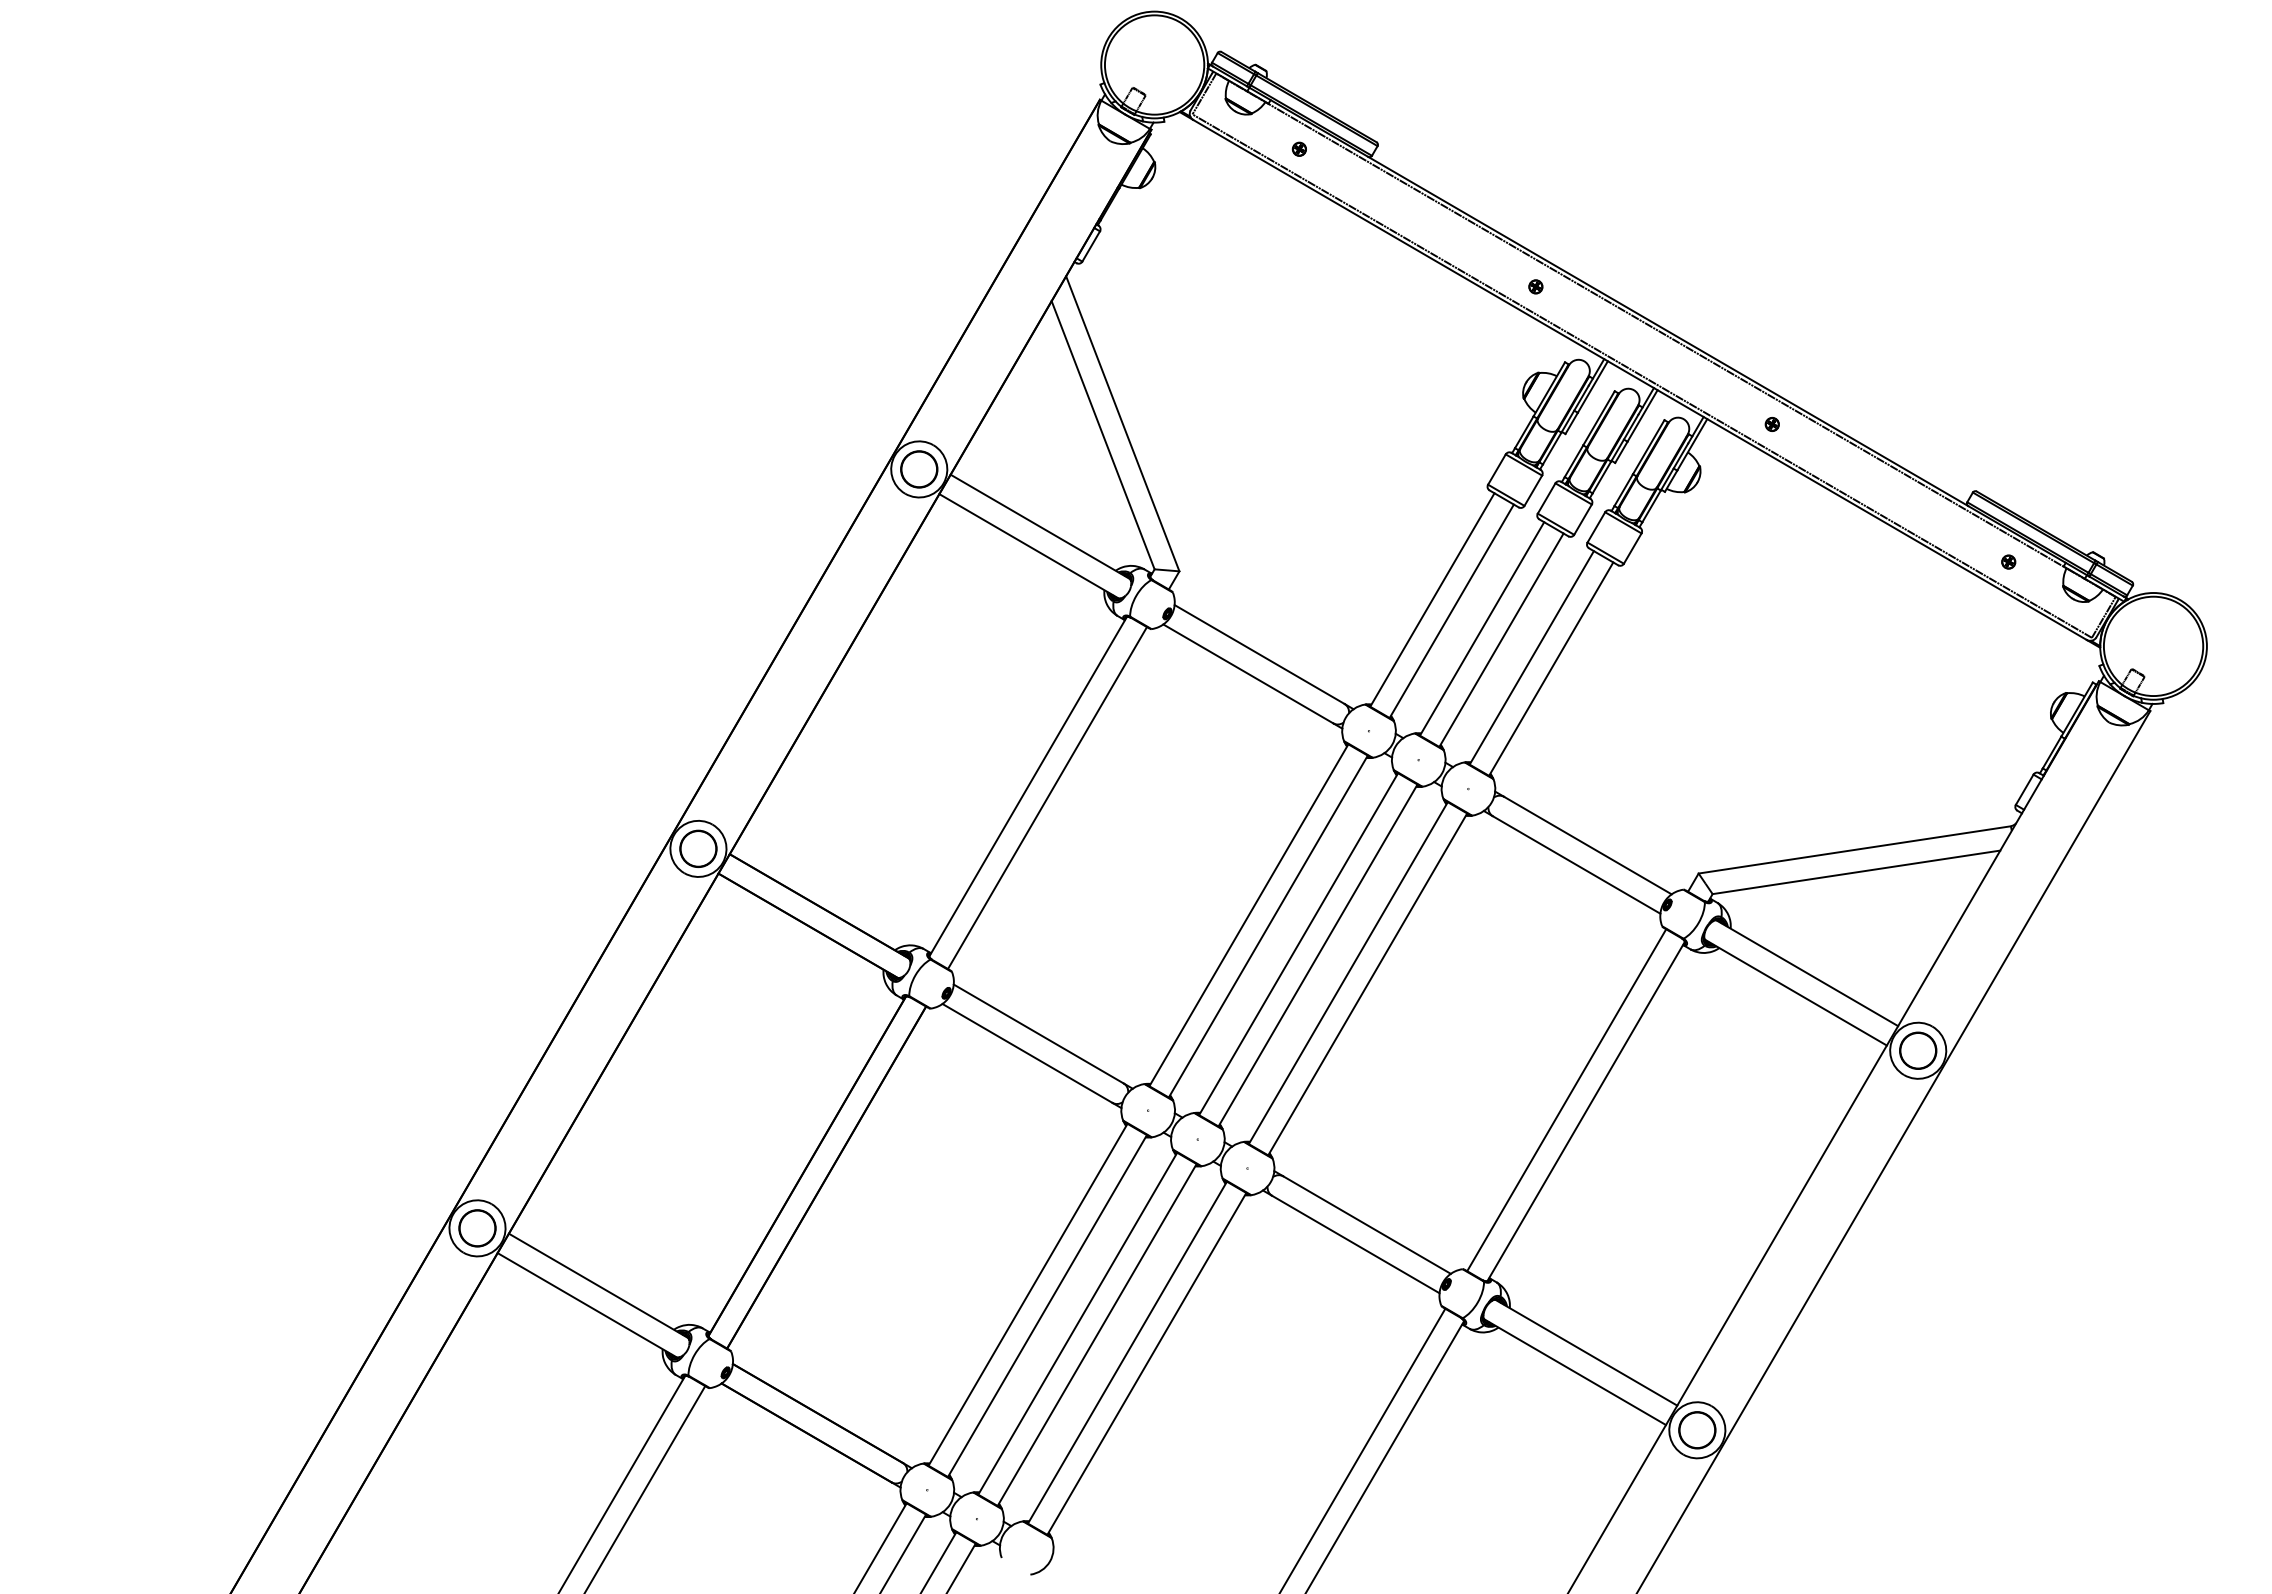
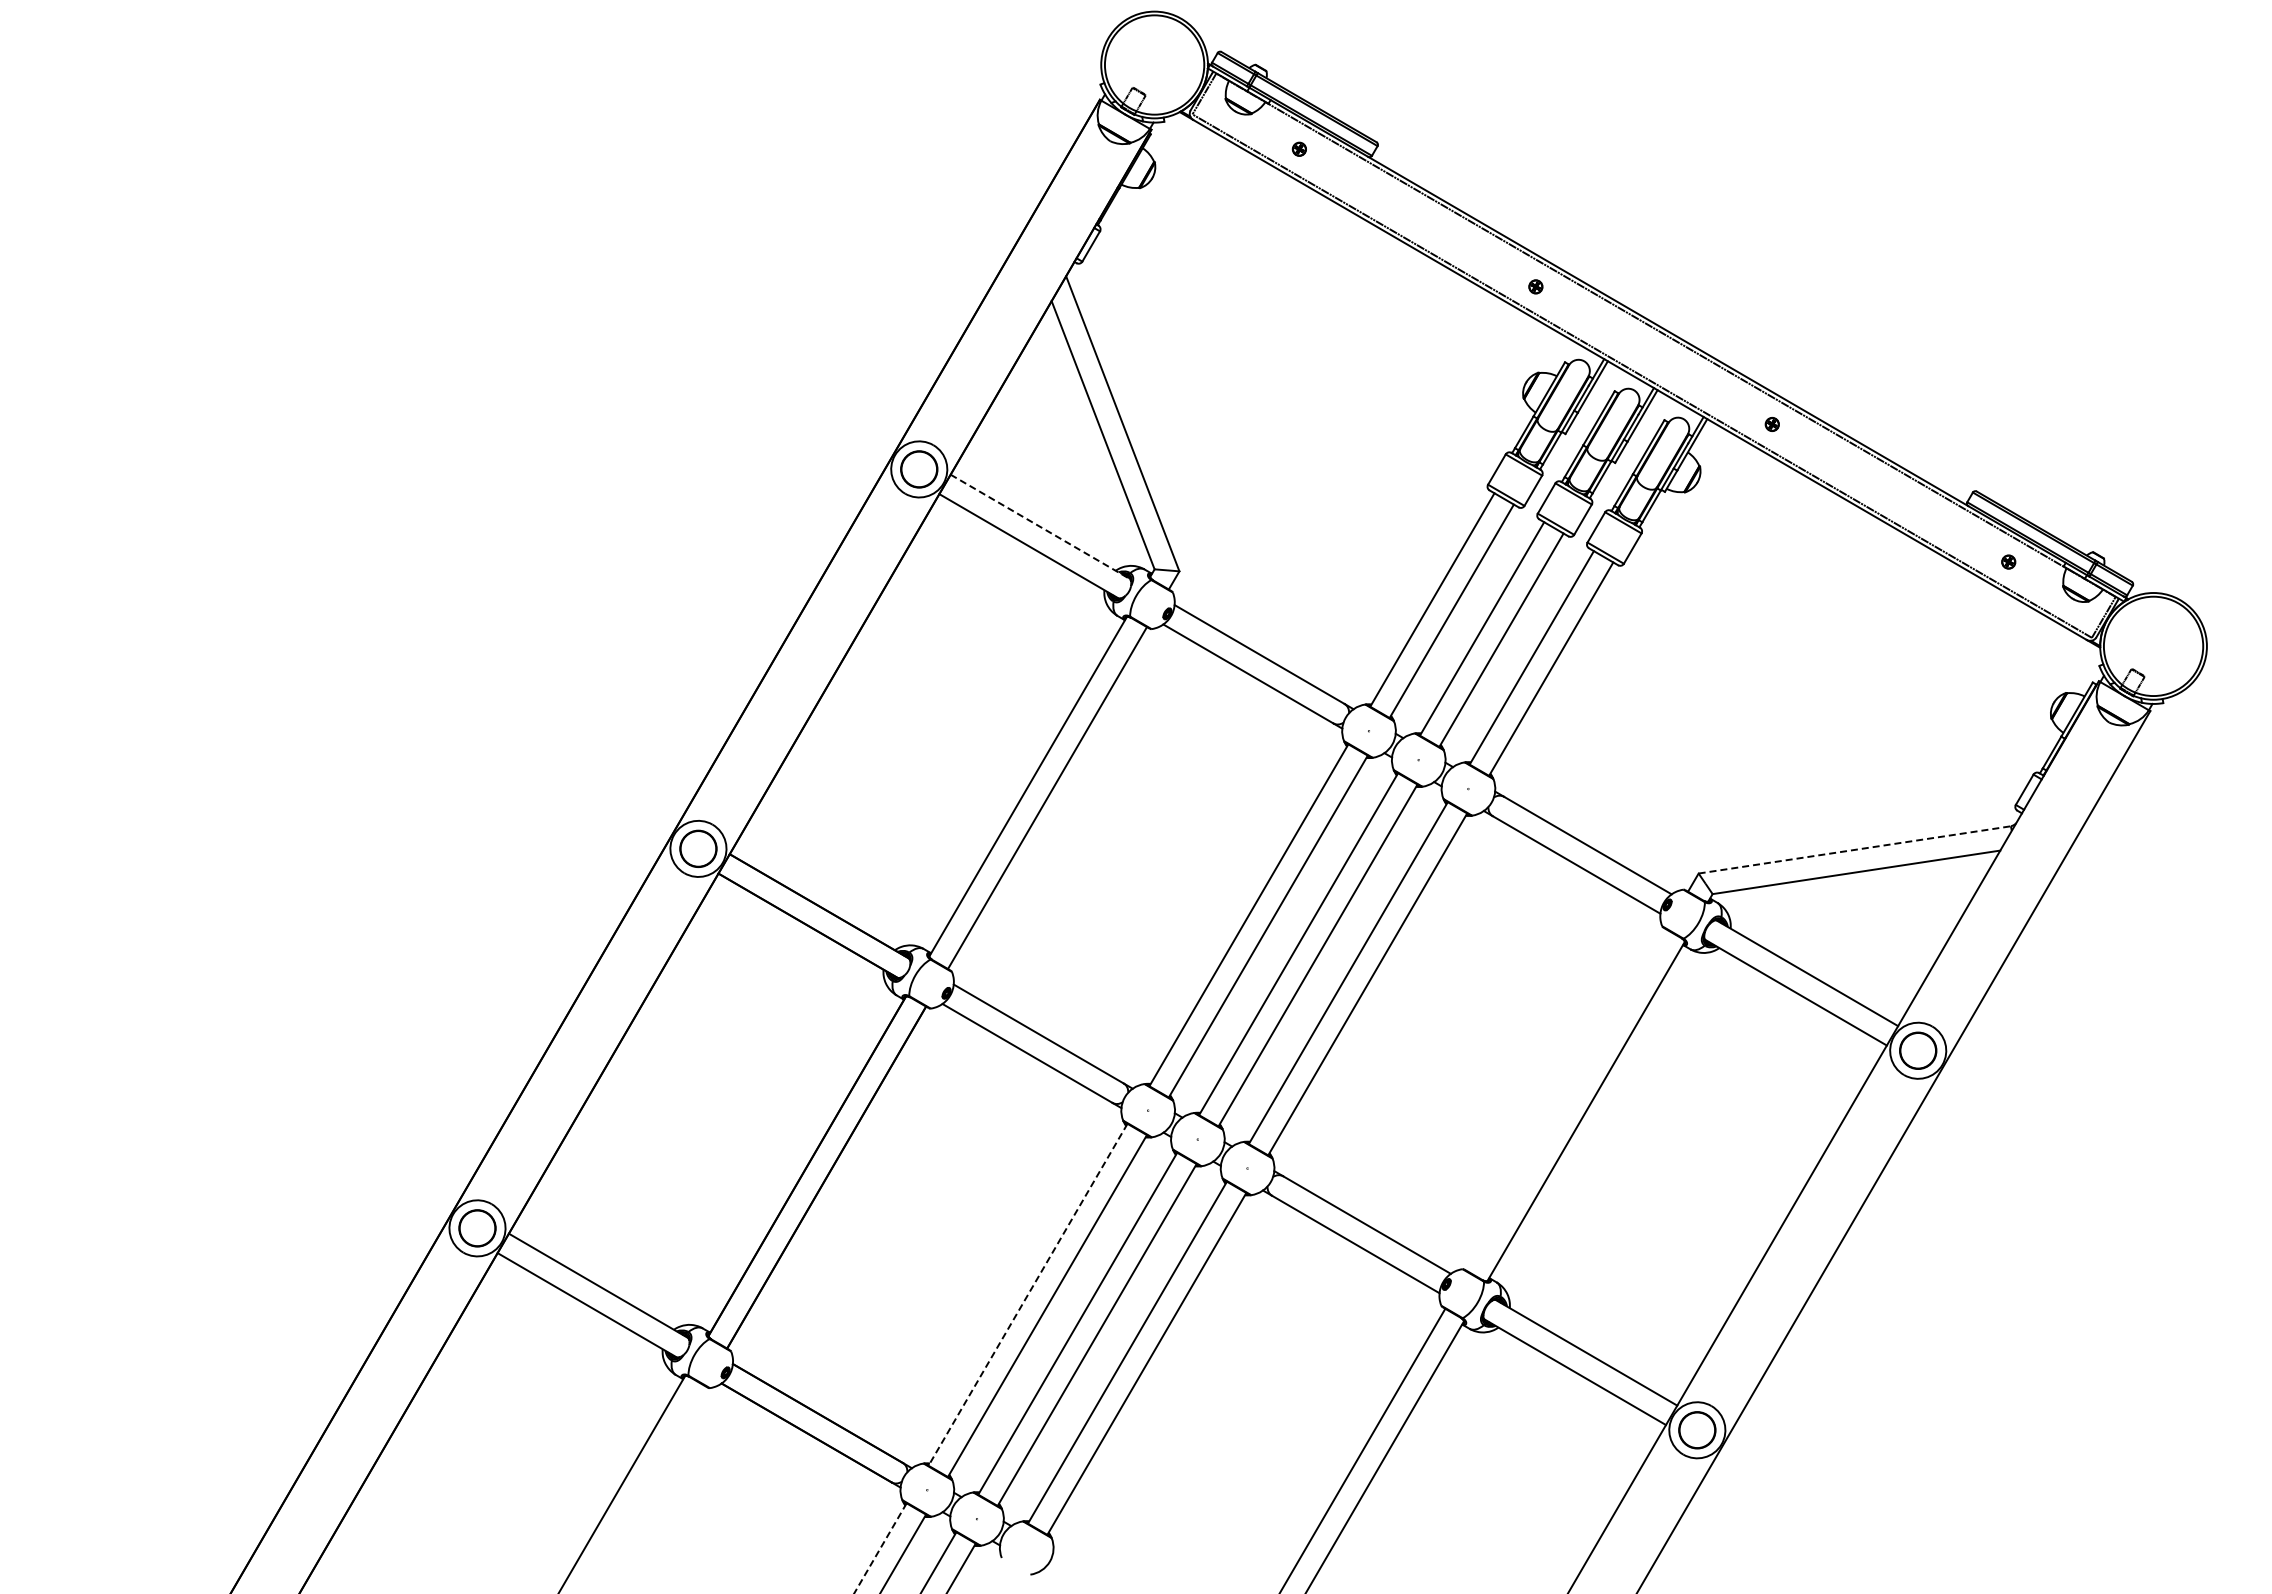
line: solid -> dashed (1040, 526)
line: solid -> dashed (1854, 849)
line: present -> none (1566, 1100)
line: solid -> dashed (1028, 1294)
line: present -> none (645, 1488)
line: solid -> dashed (880, 1549)
